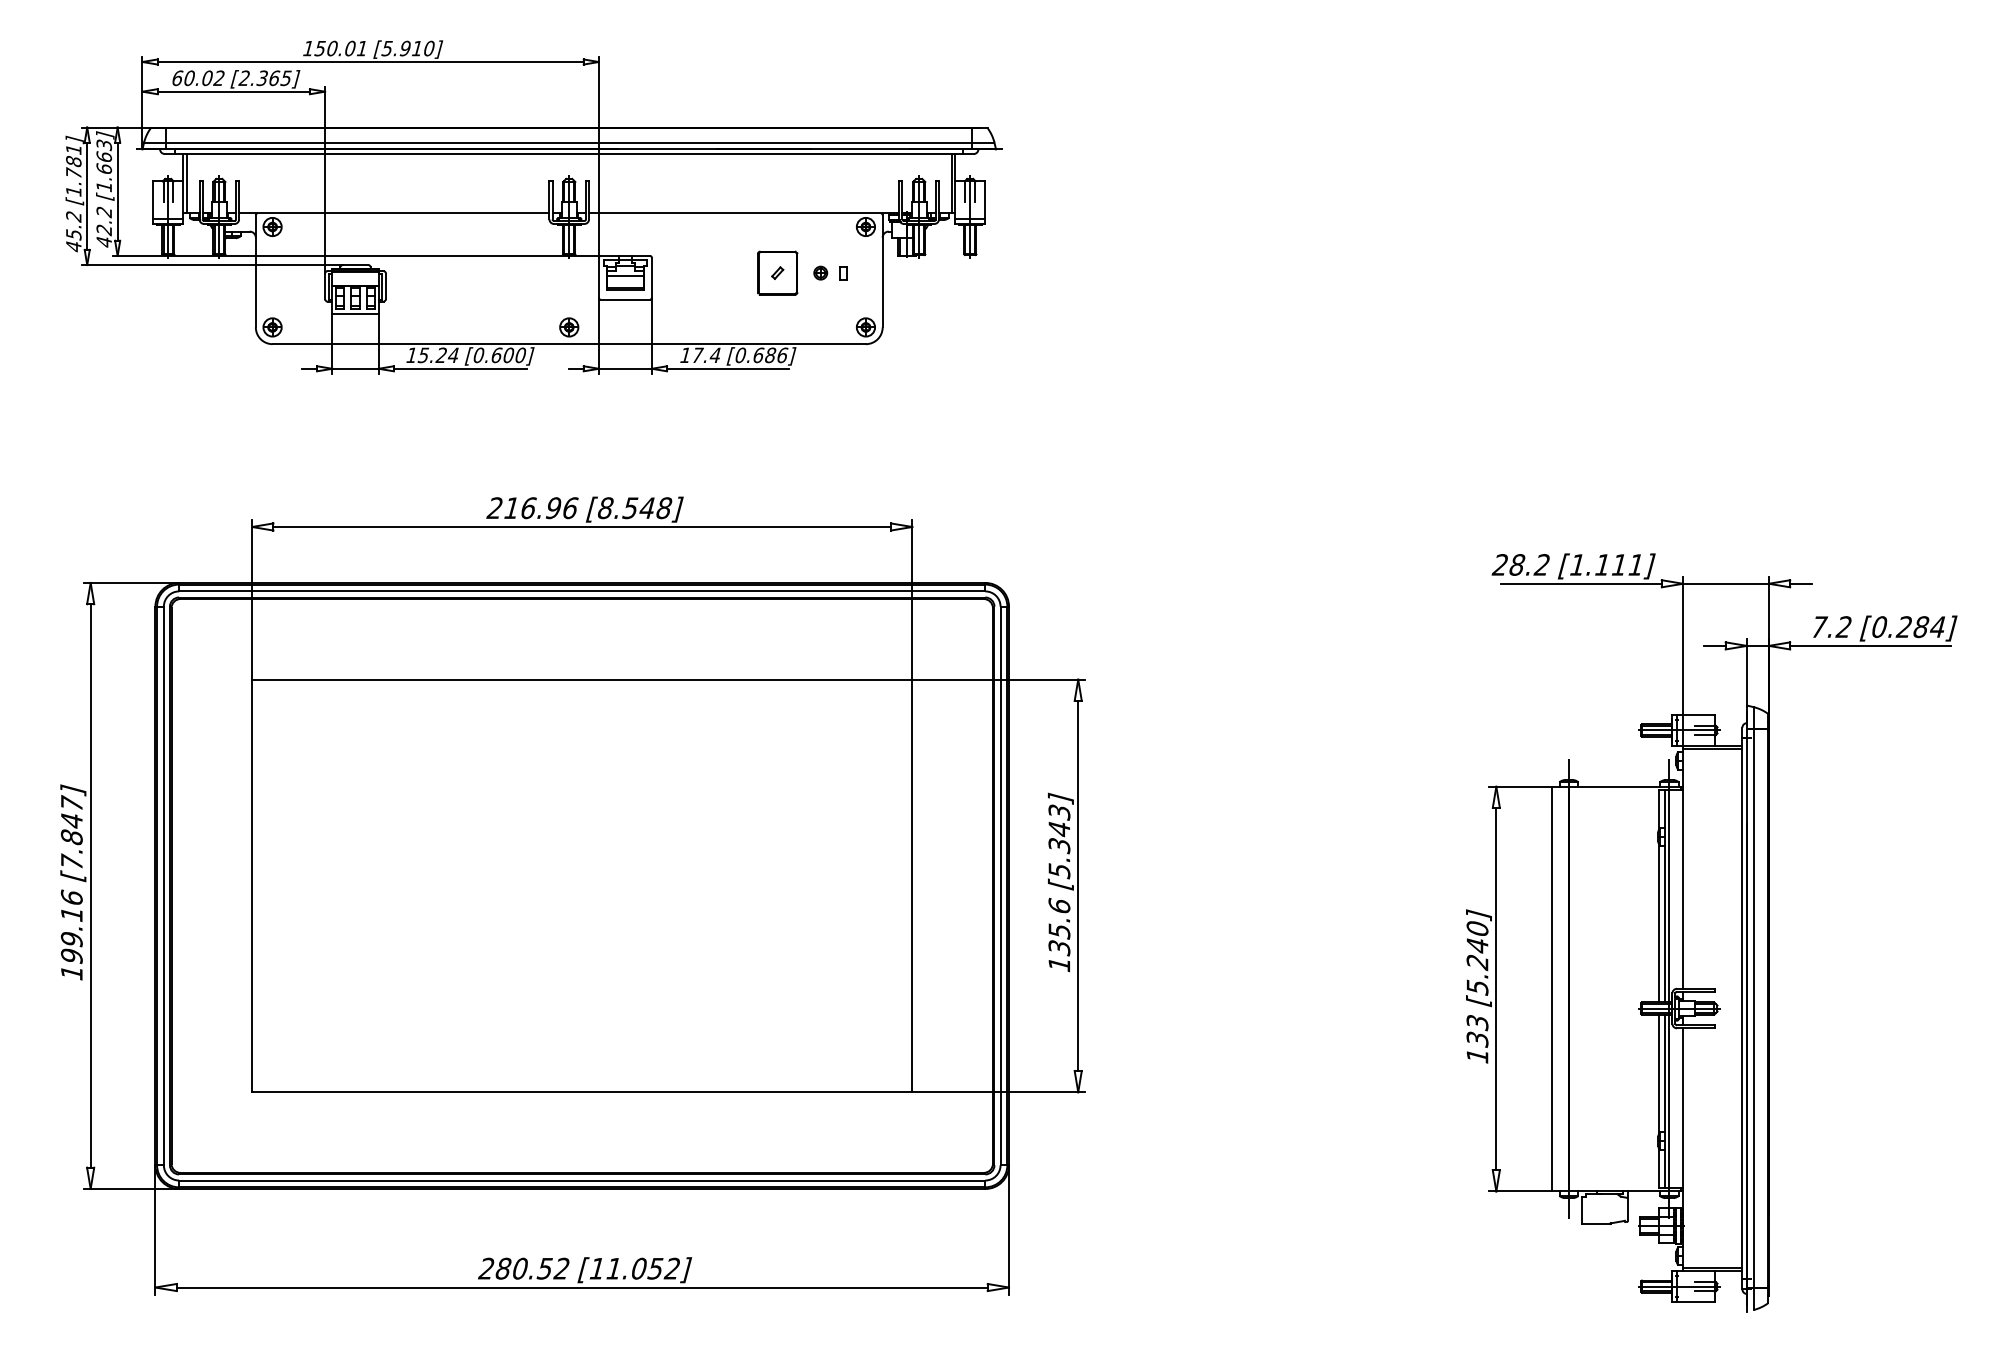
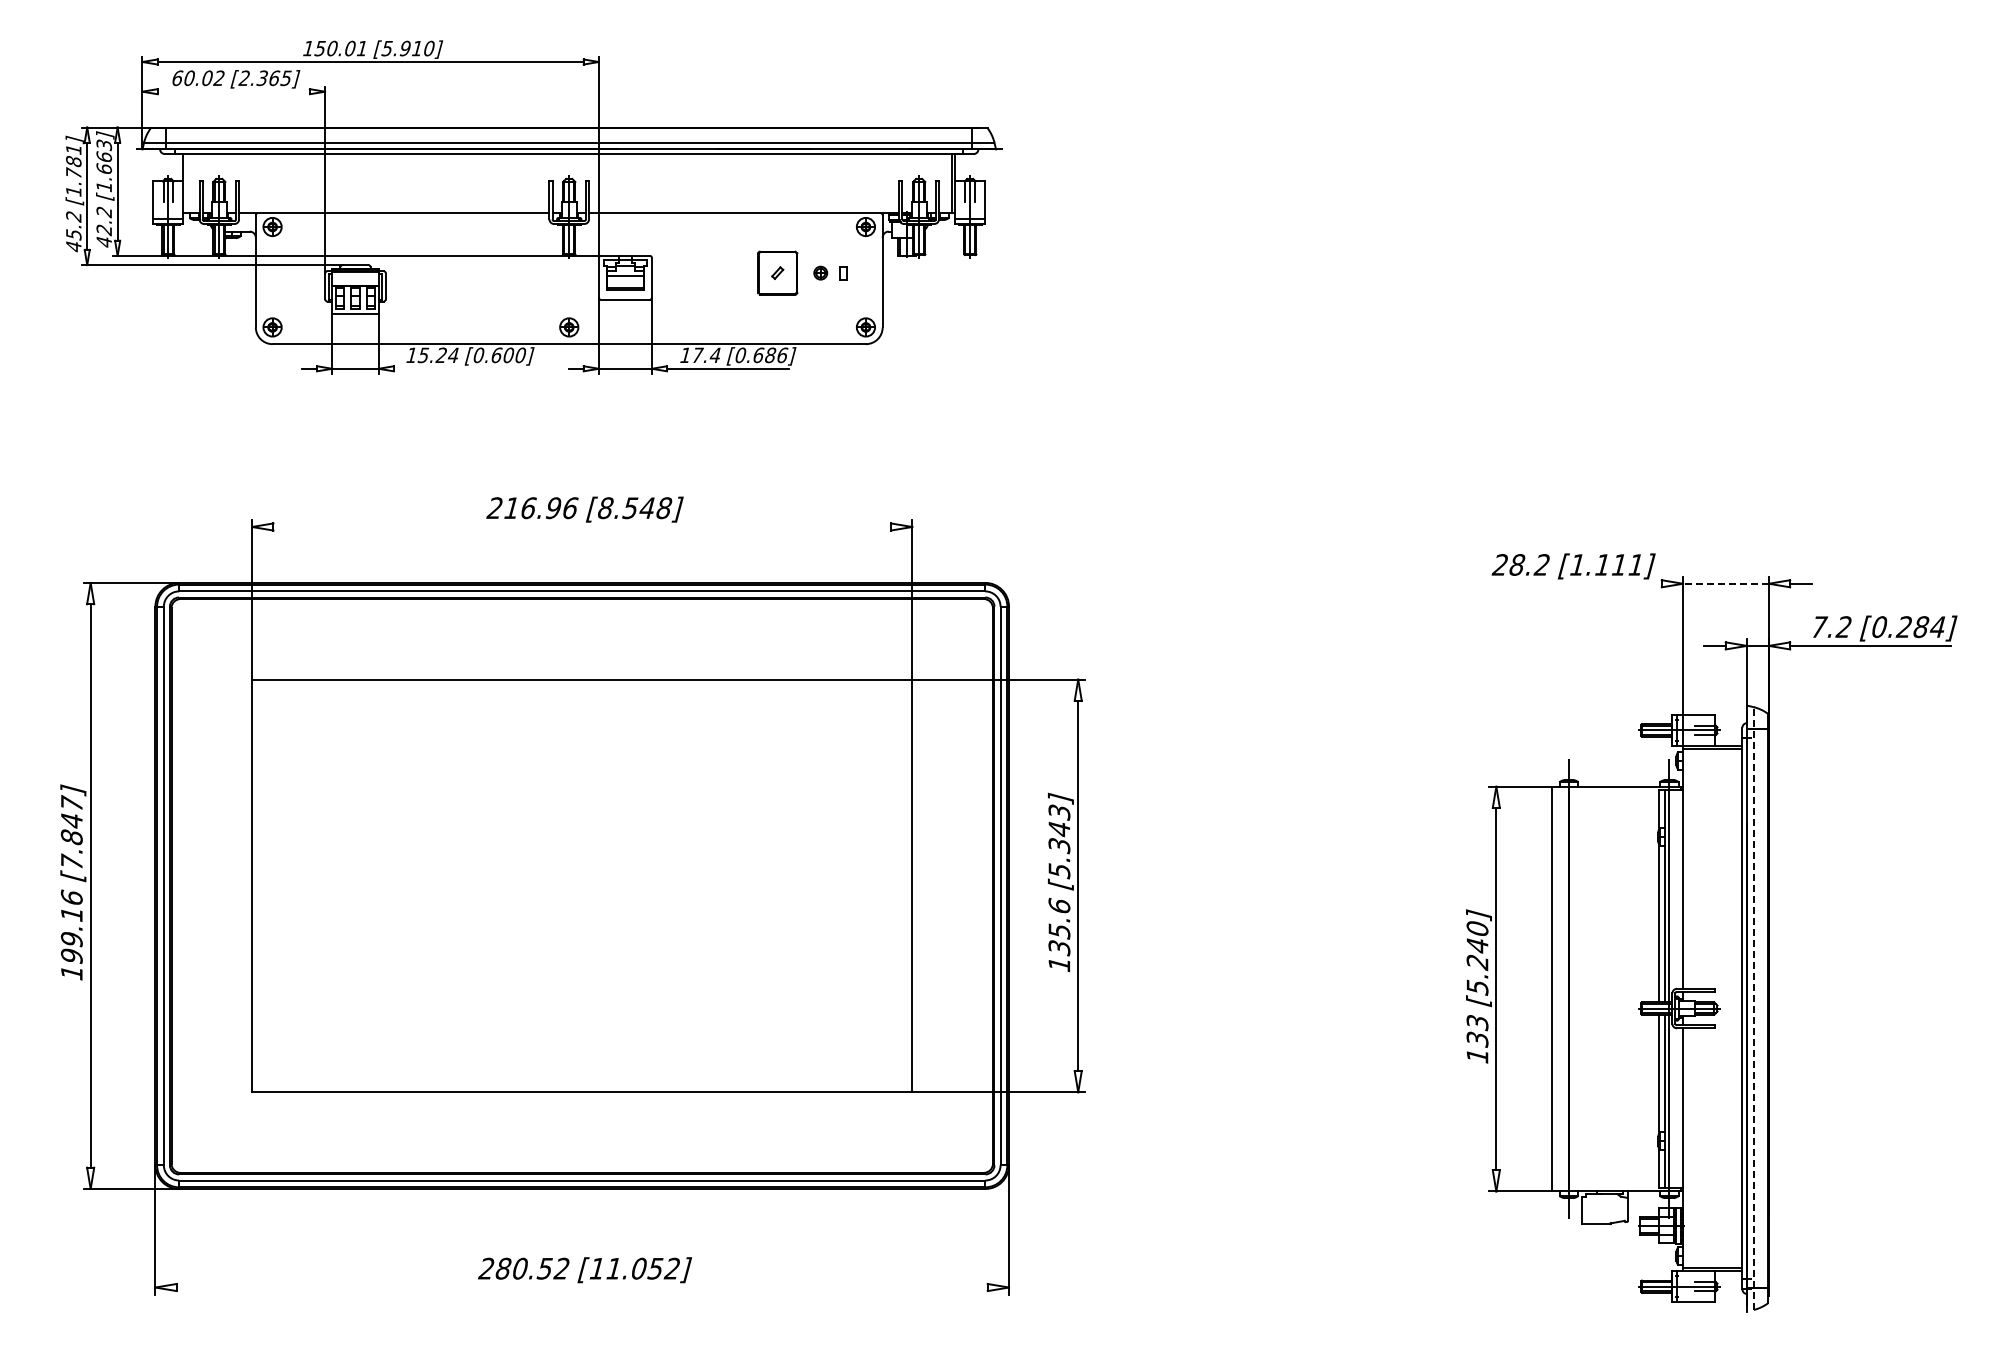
line: present -> none (233, 91)
line: present -> none (186, 183)
line: present -> none (460, 368)
line: present -> none (582, 527)
line: present -> none (1581, 583)
line: solid -> dashed (1725, 583)
line: solid -> dashed (1753, 1008)
line: present -> none (581, 1287)
